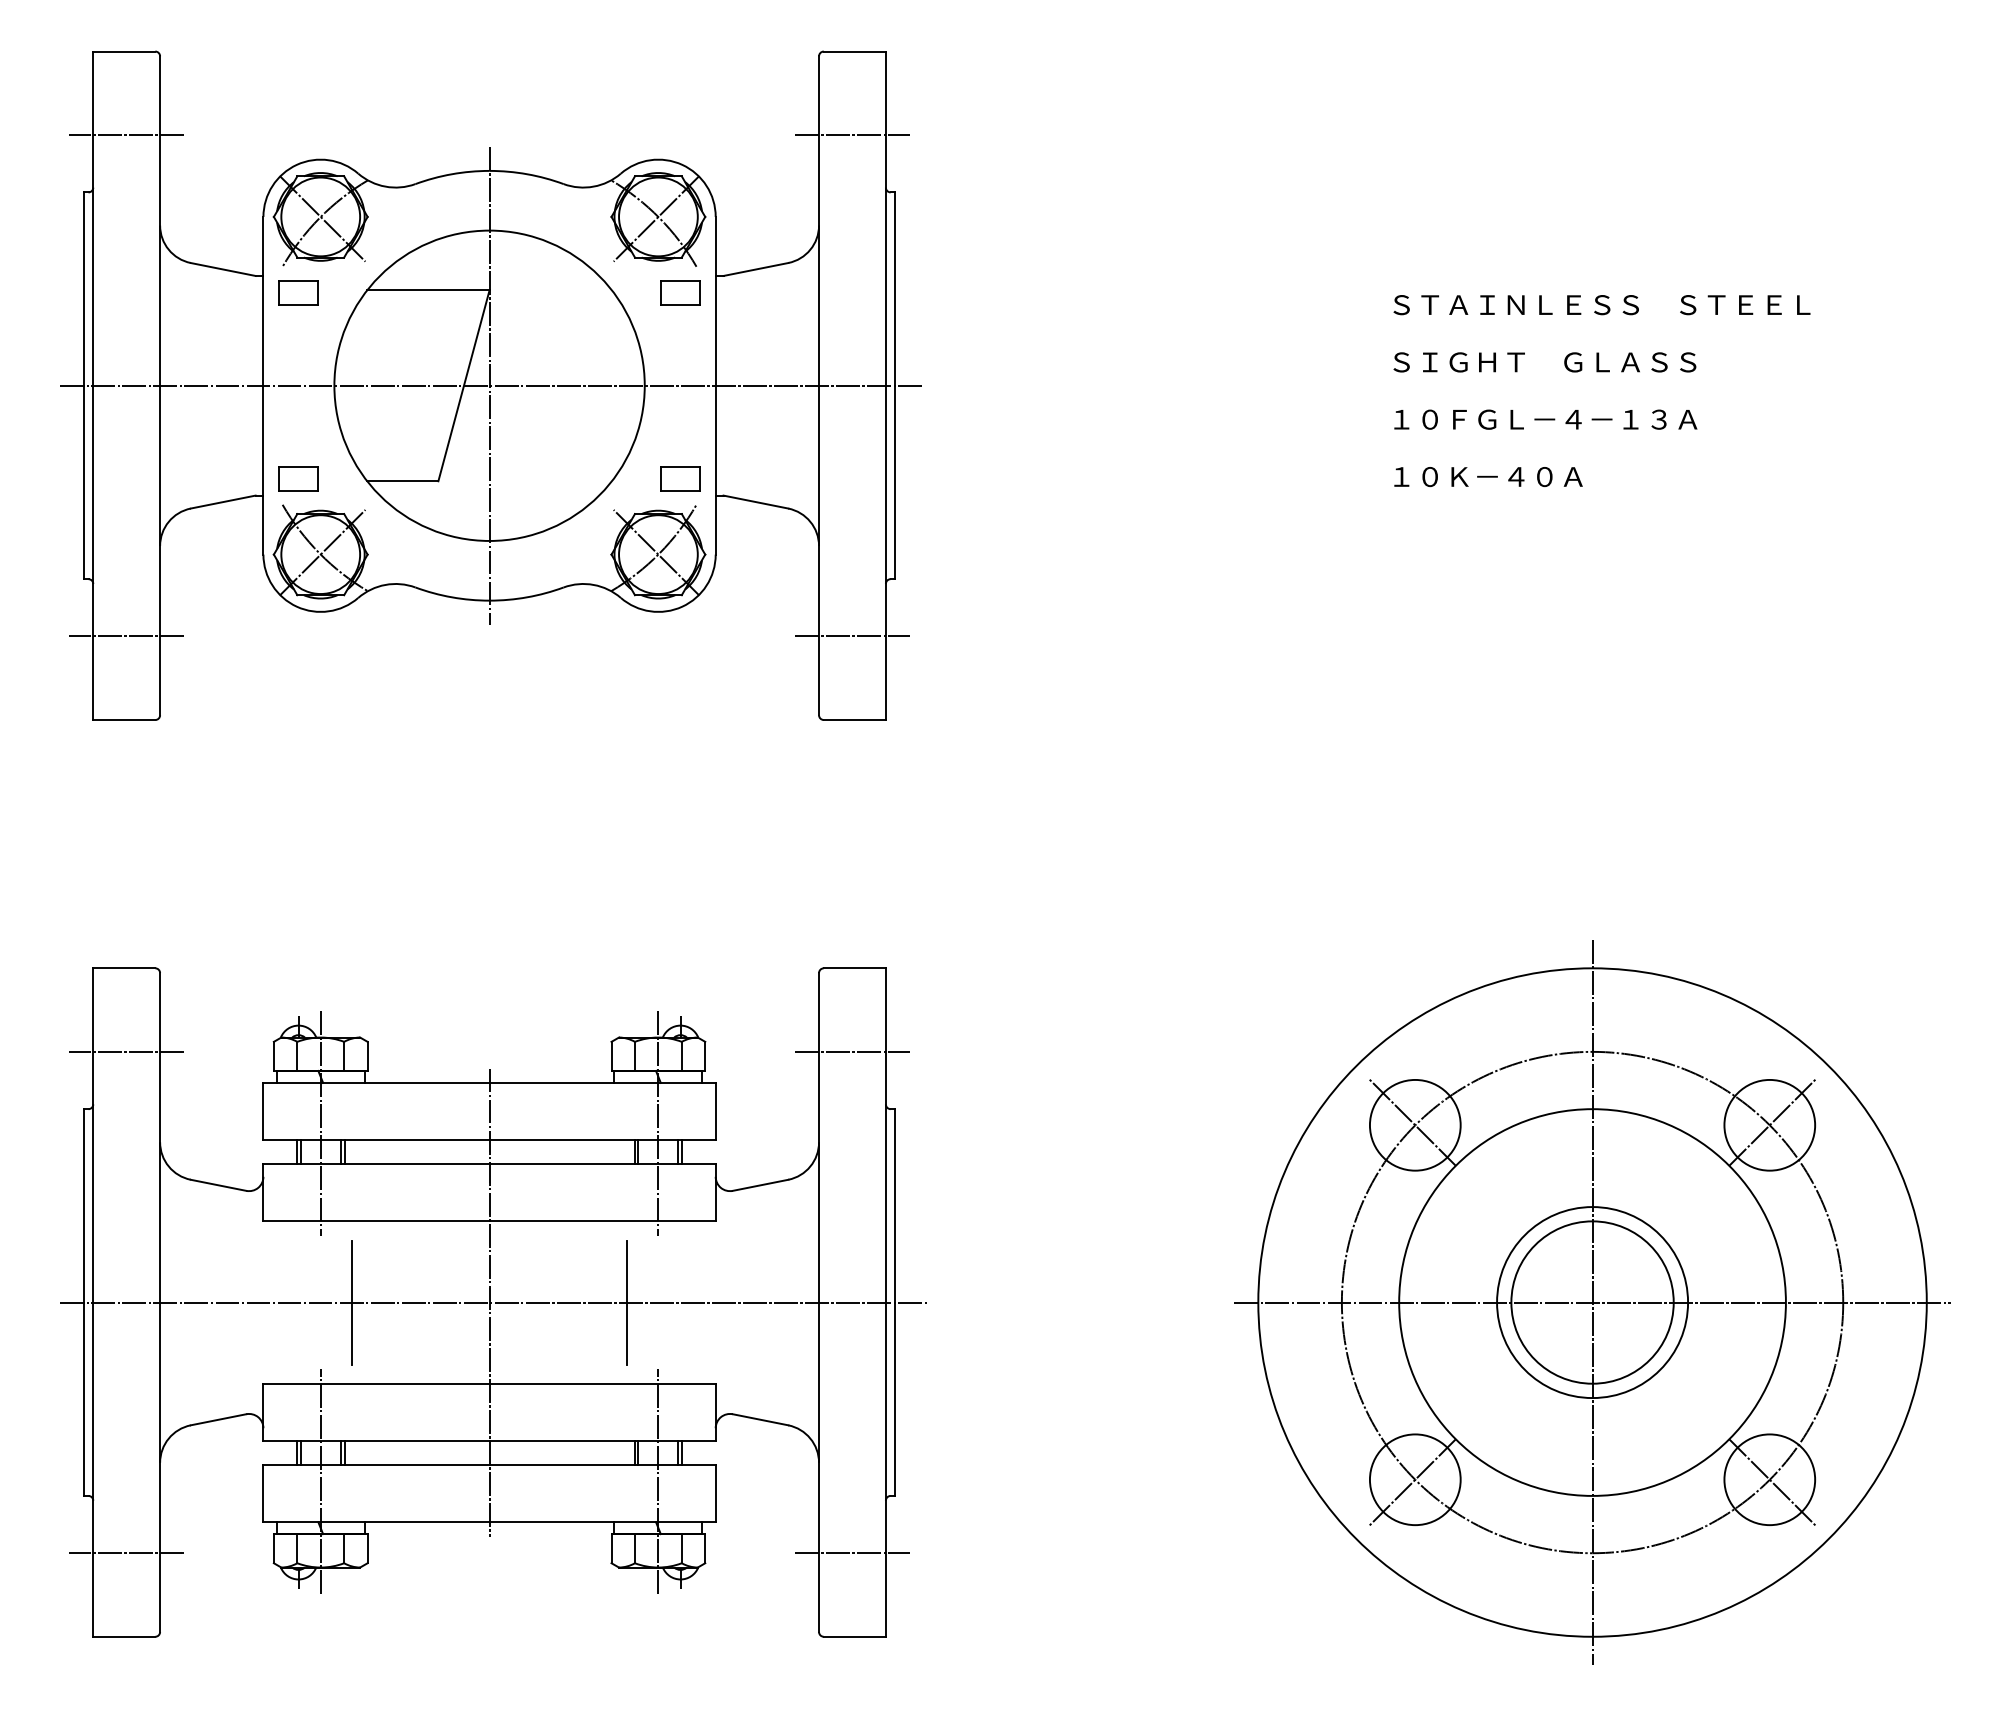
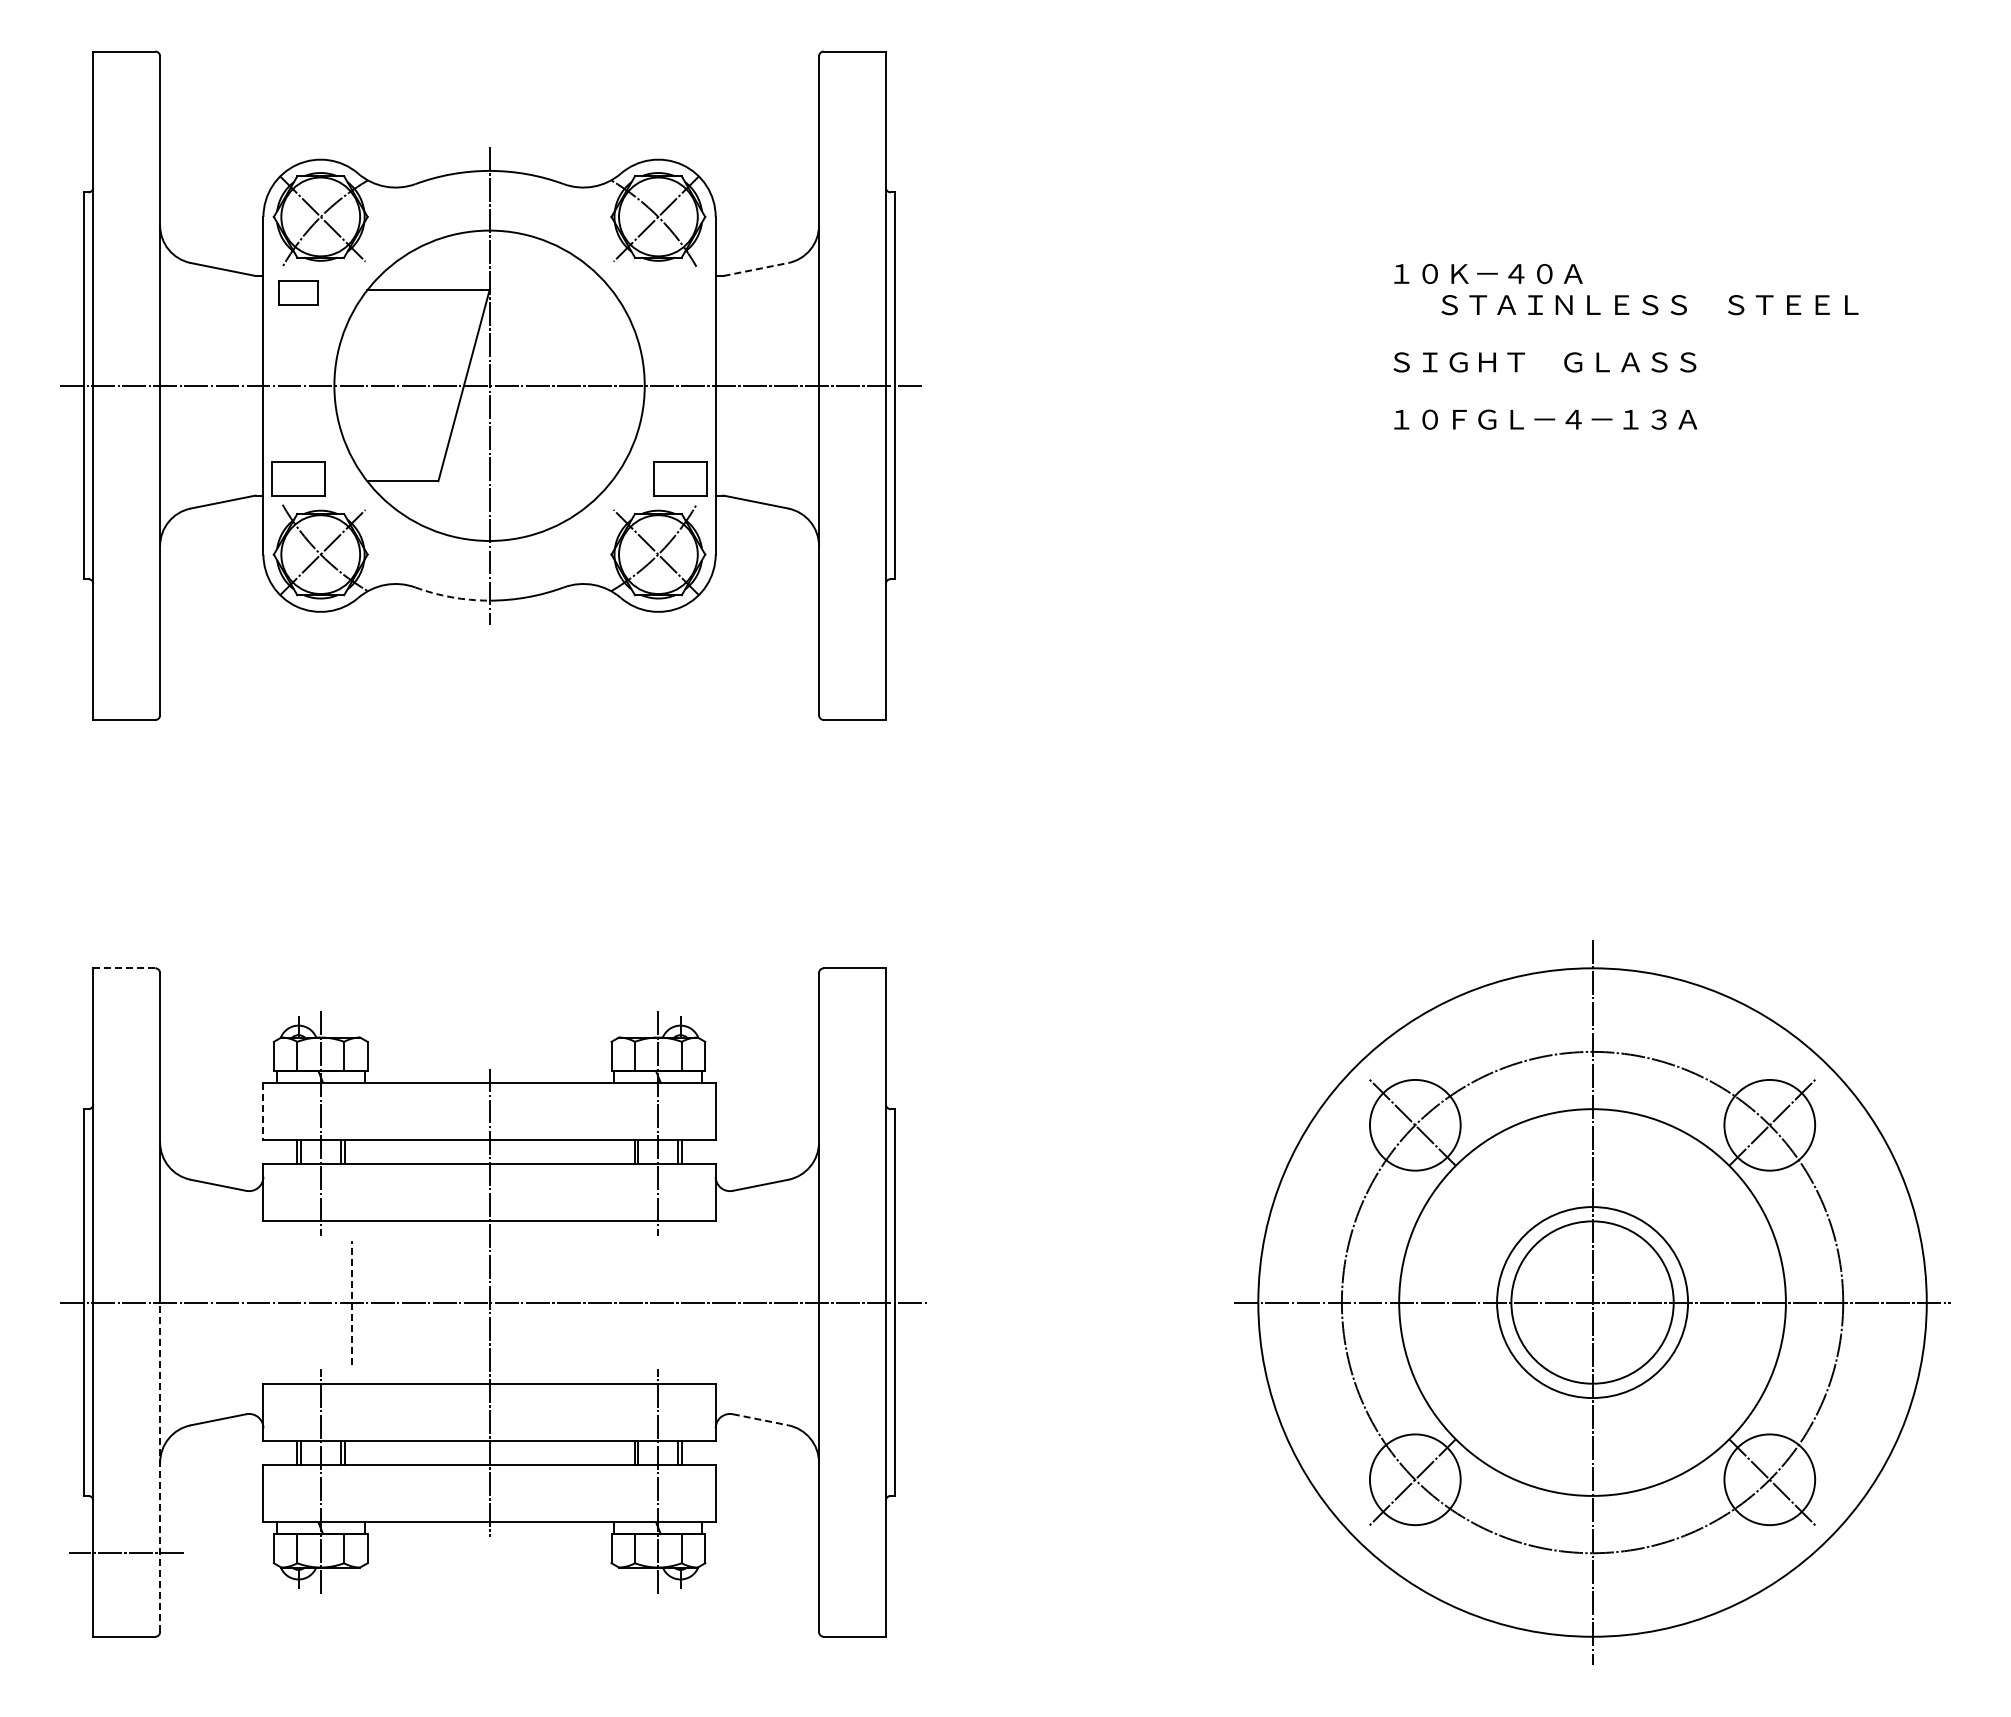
line: present -> none (126, 135)
line: present -> none (852, 135)
line: solid -> dashed (756, 269)
part: present -> none (680, 292)
text position: (1601, 305) -> (1649, 305) (1649, 305)
text position: (1488, 477) -> (1488, 274) (1488, 274)
part size: 41x26 px -> 55x36 px (298, 478)
part size: 41x26 px -> 55x36 px (680, 478)
arc: solid -> dashed (451, 597)
line: present -> none (126, 636)
line: present -> none (852, 636)
line: solid -> dashed (124, 968)
line: present -> none (126, 1051)
line: present -> none (852, 1051)
line: solid -> dashed (263, 1111)
line: solid -> dashed (351, 1302)
line: present -> none (627, 1302)
line: solid -> dashed (761, 1419)
line: solid -> dashed (160, 1467)
line: present -> none (852, 1553)
